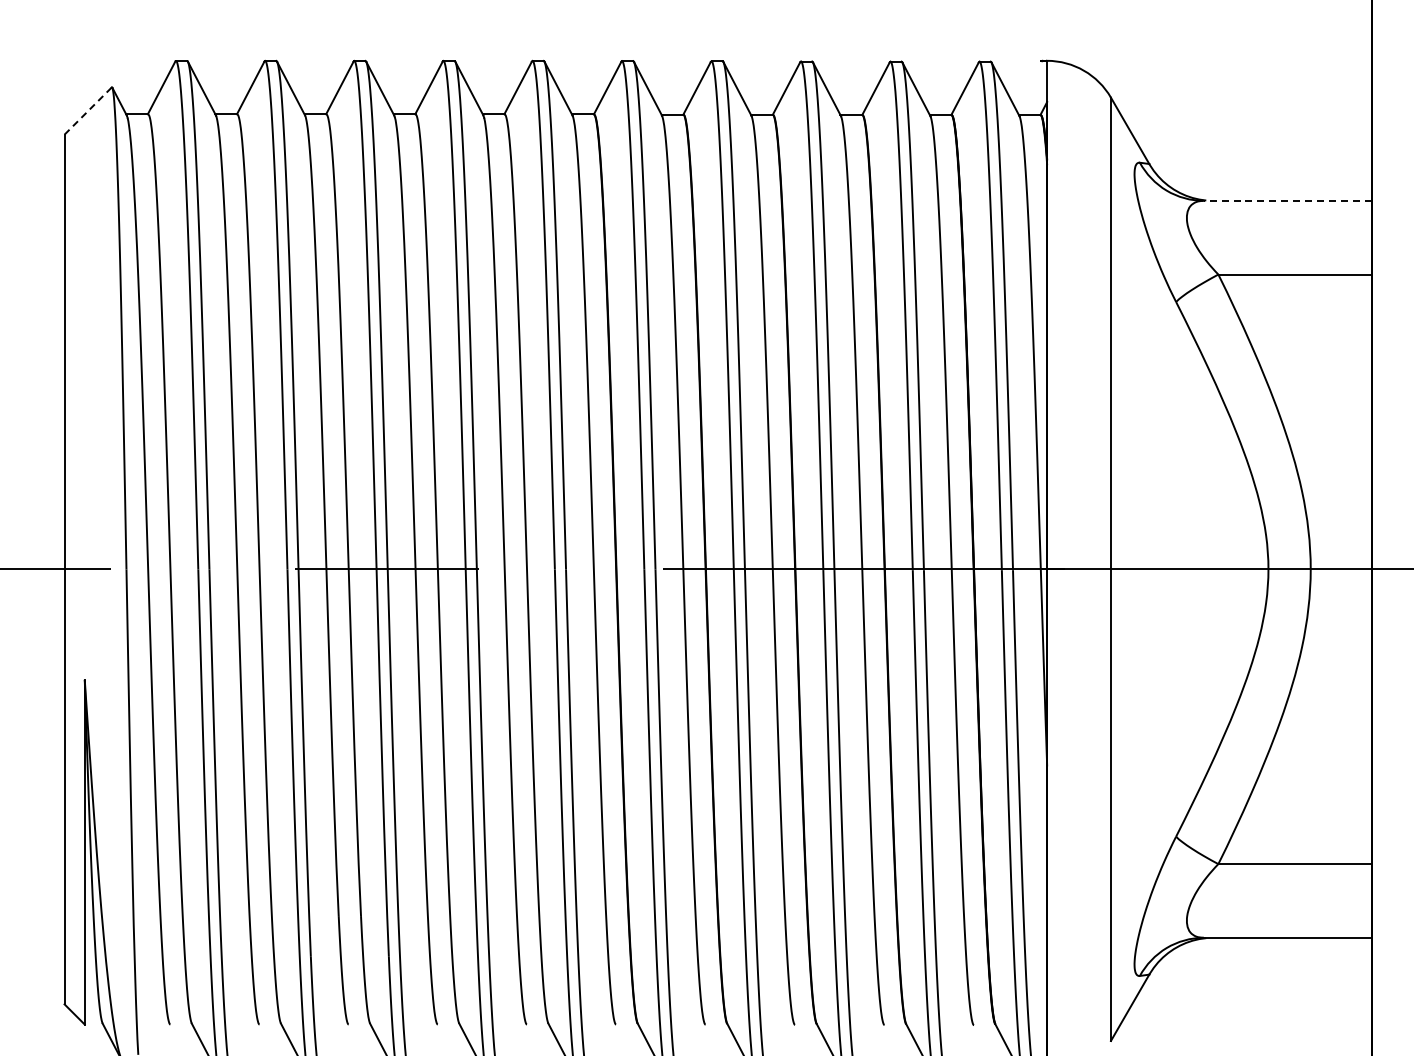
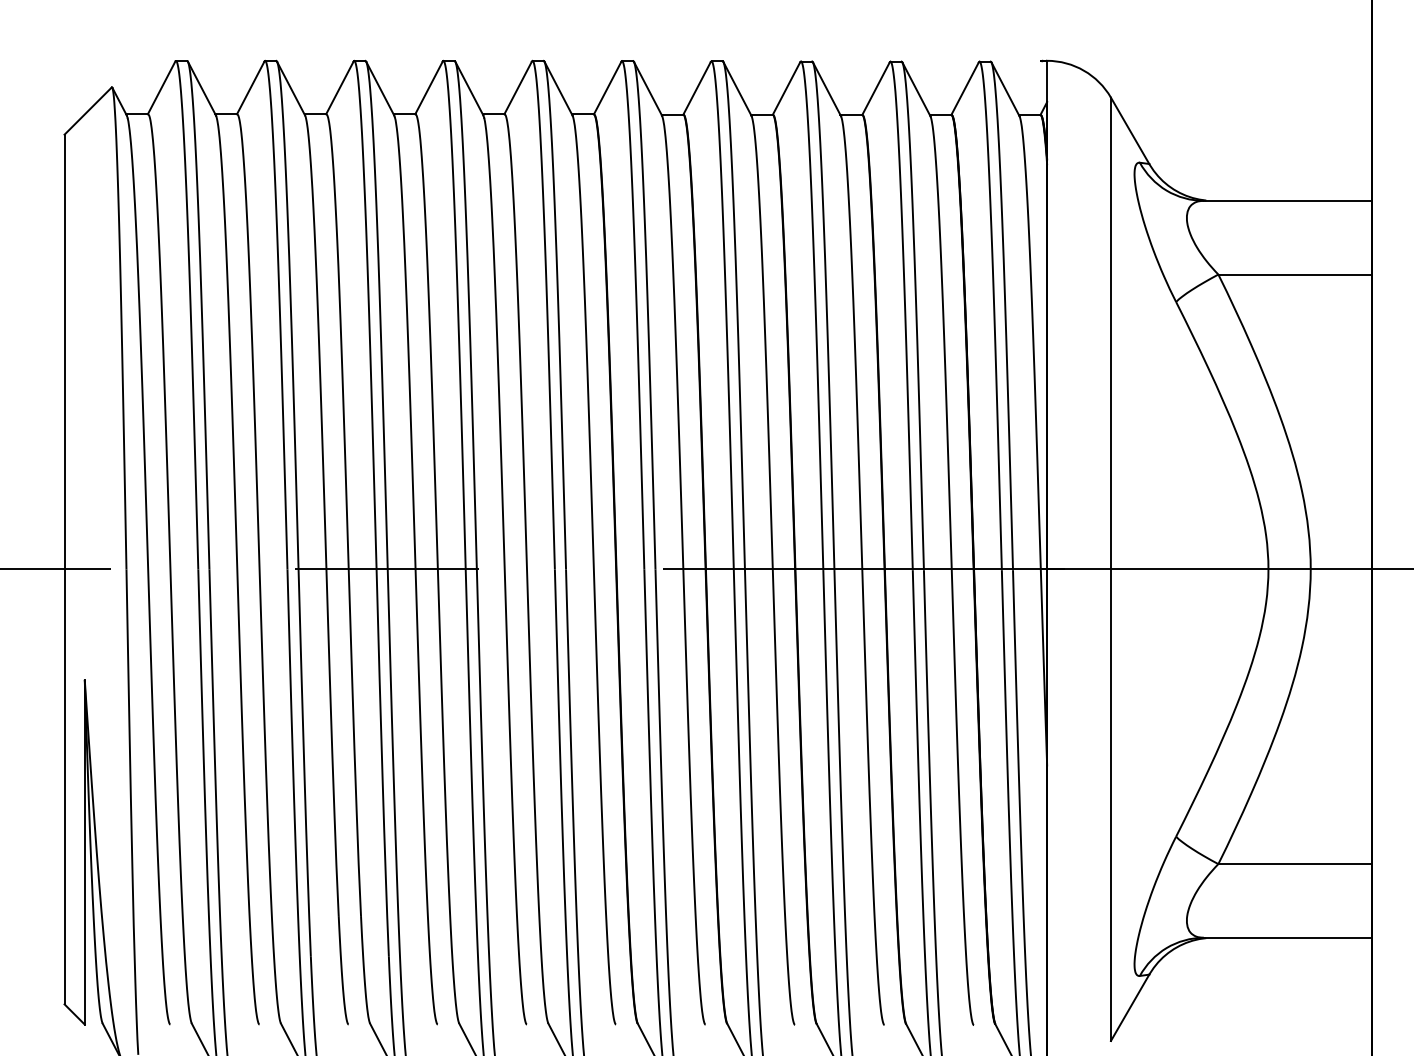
line: dashed -> solid (88, 110)
line: dashed -> solid (1287, 200)
